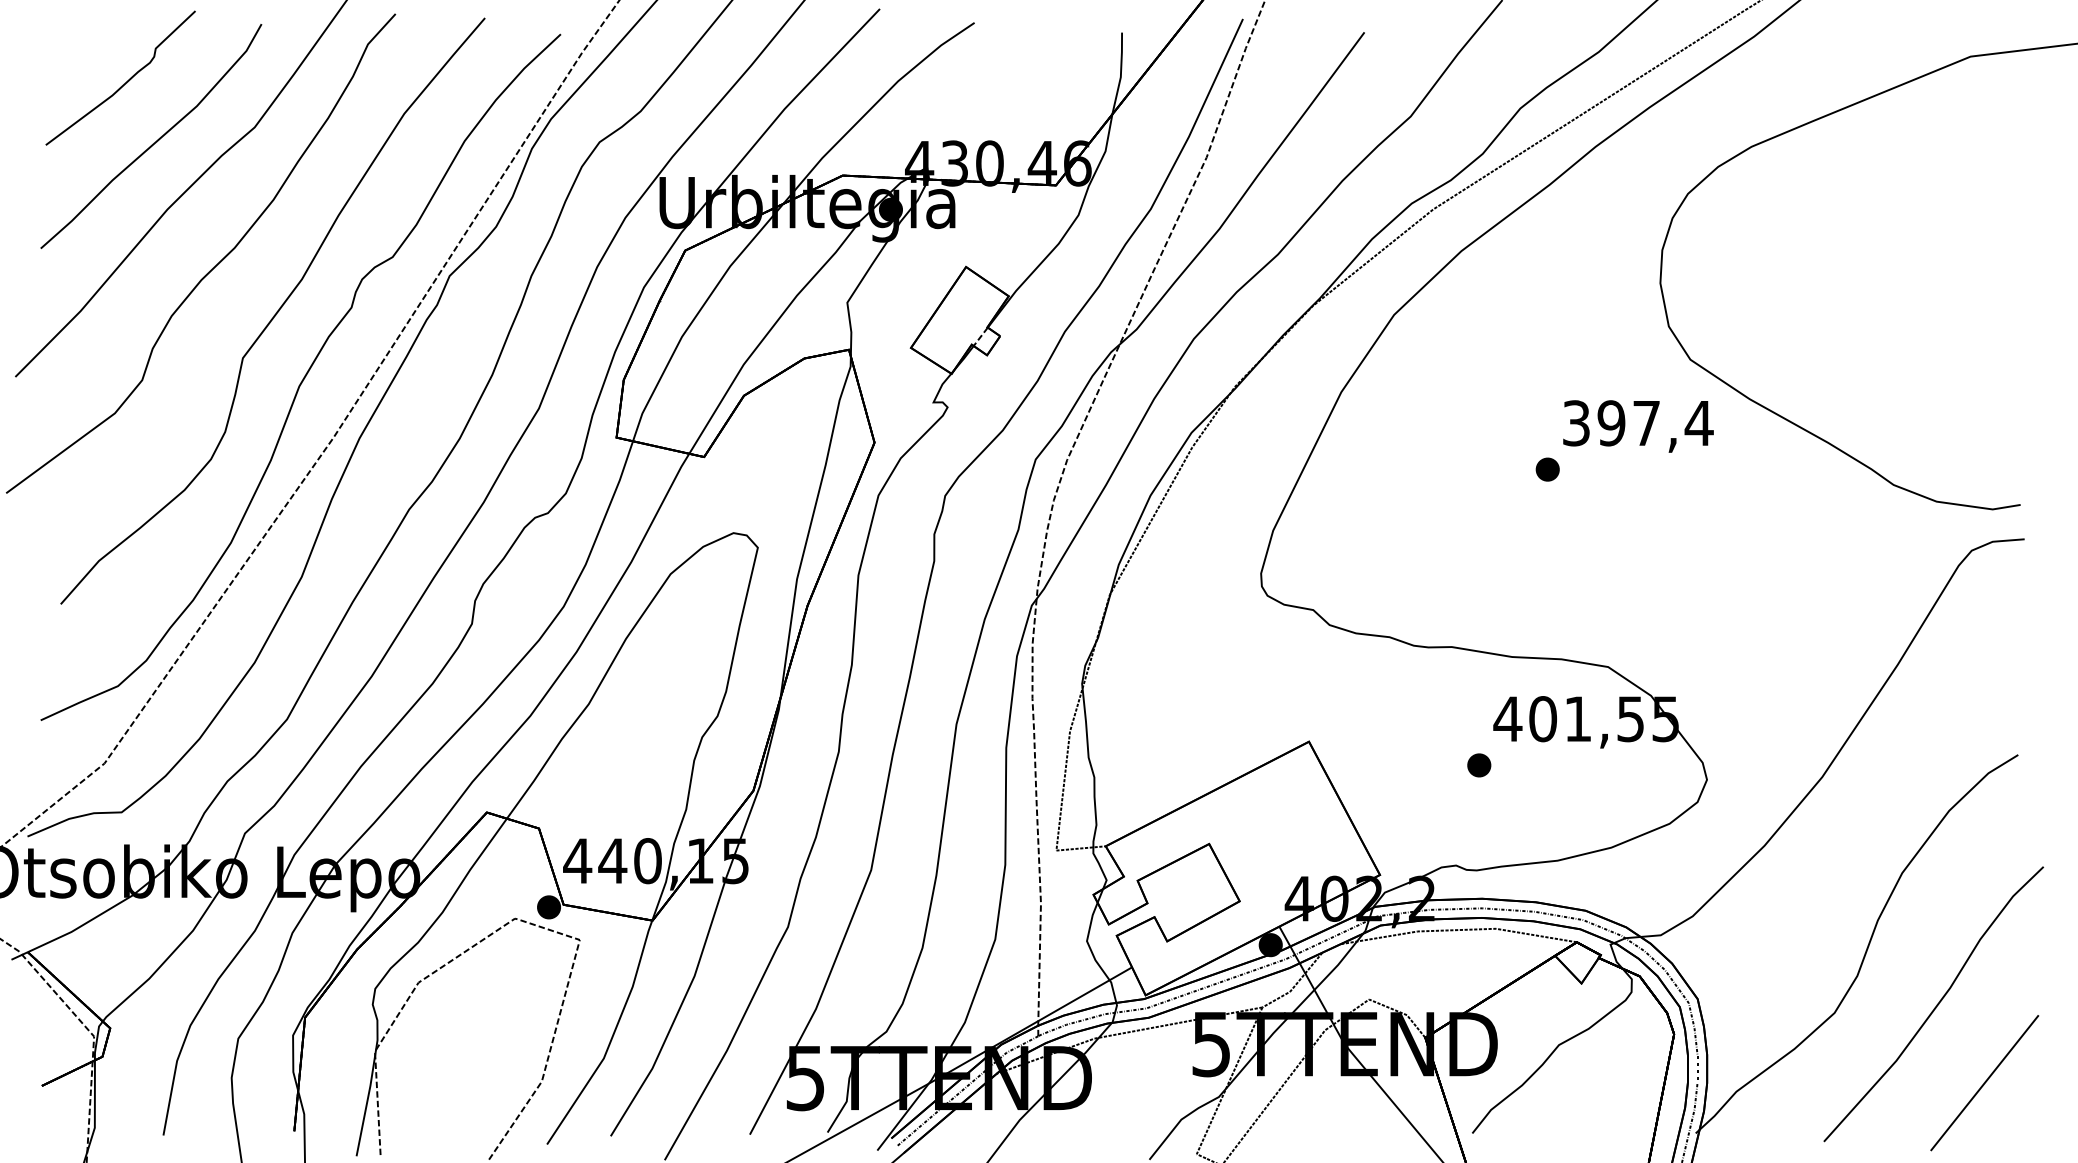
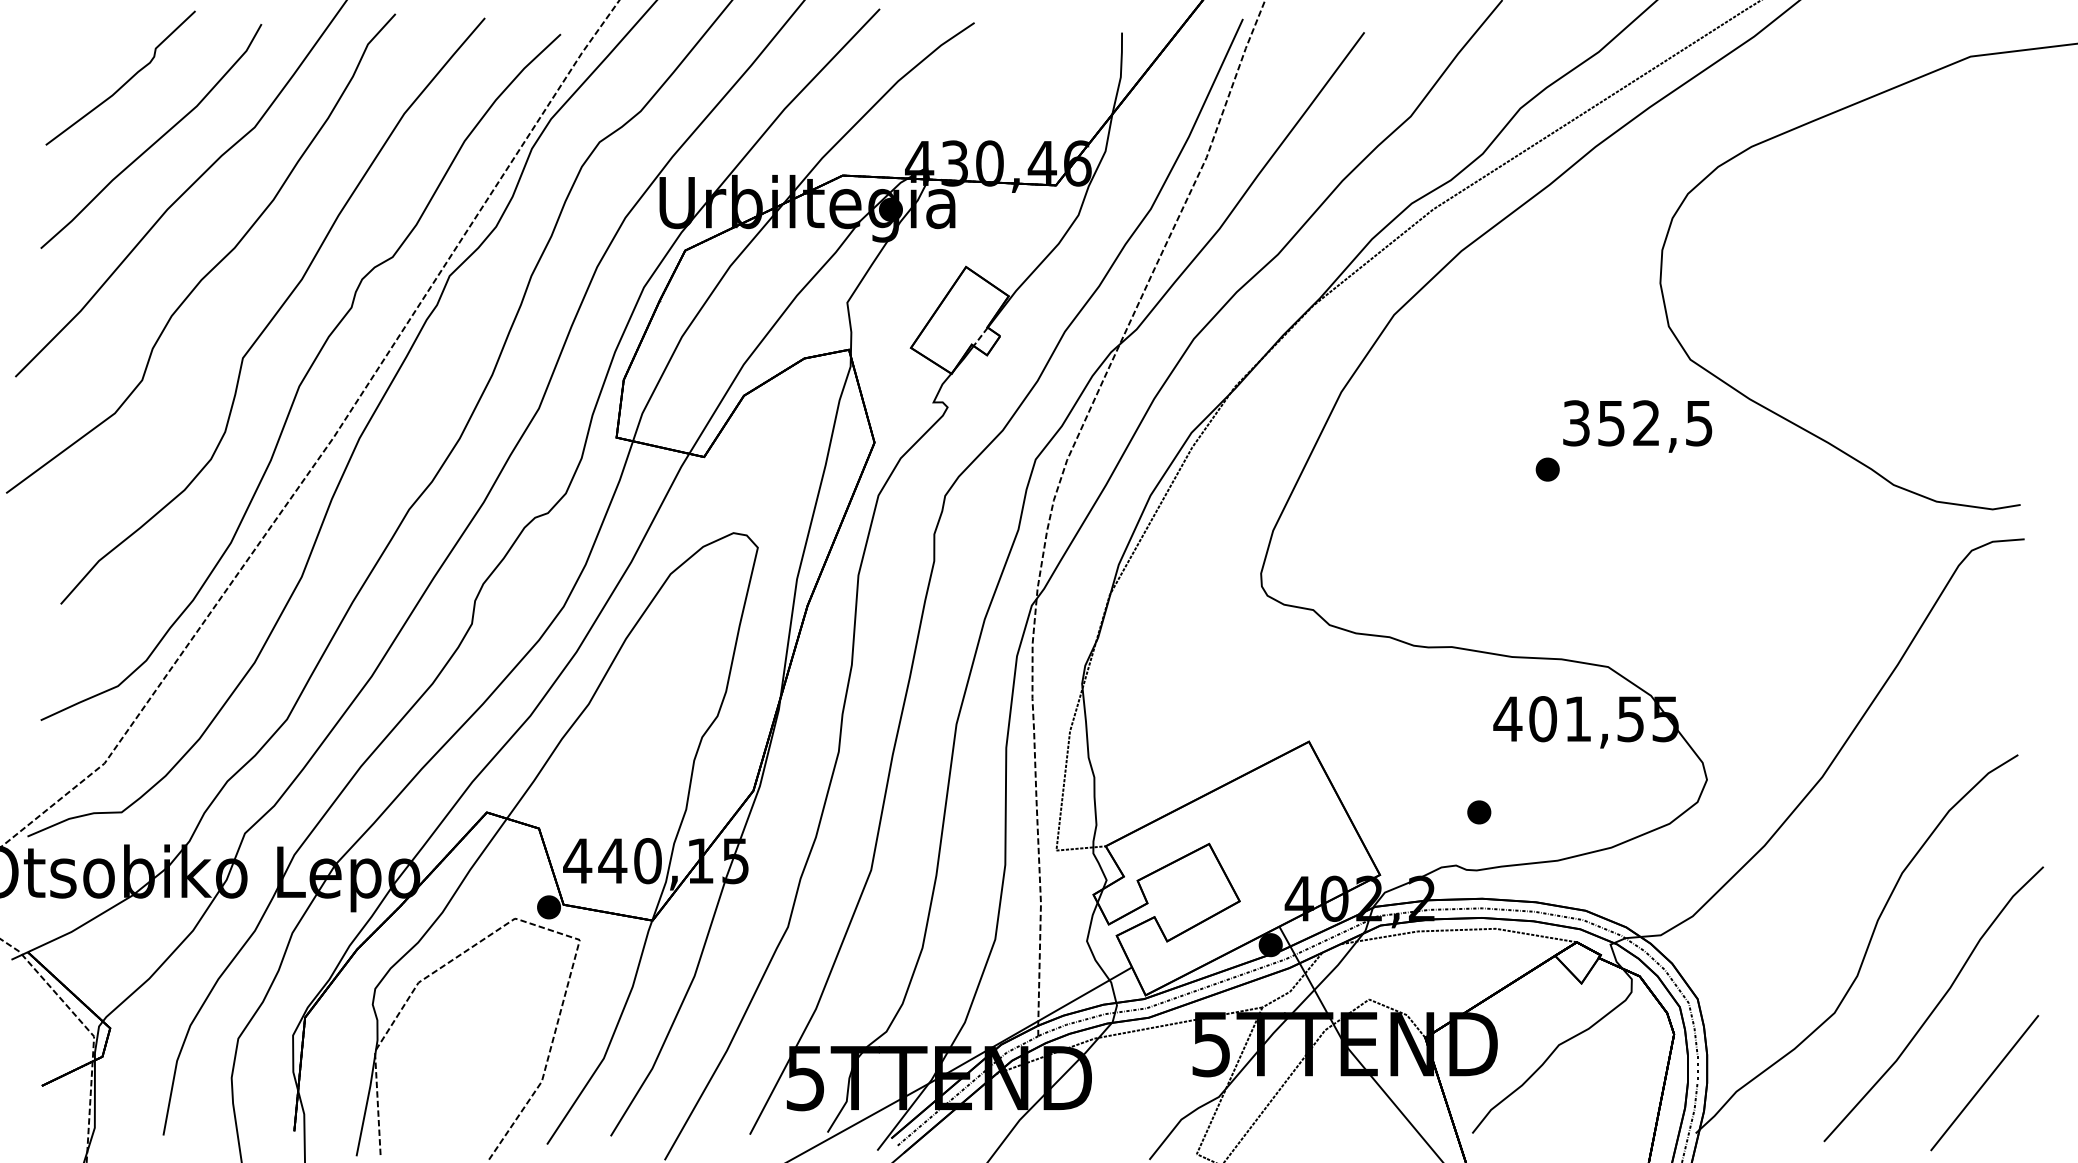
text: 397,4 -> 352,5 (1655, 423)
part position: (1479, 765) -> (1479, 812) (1479, 812)
